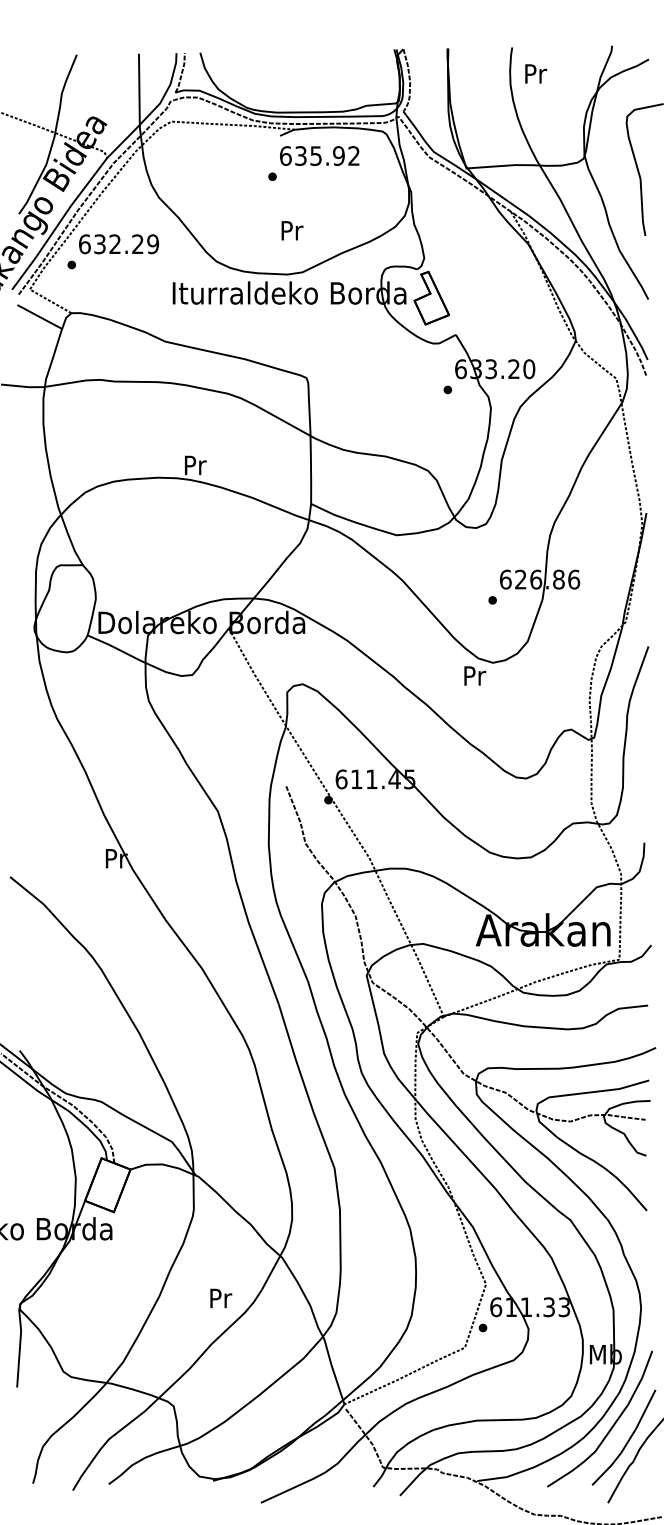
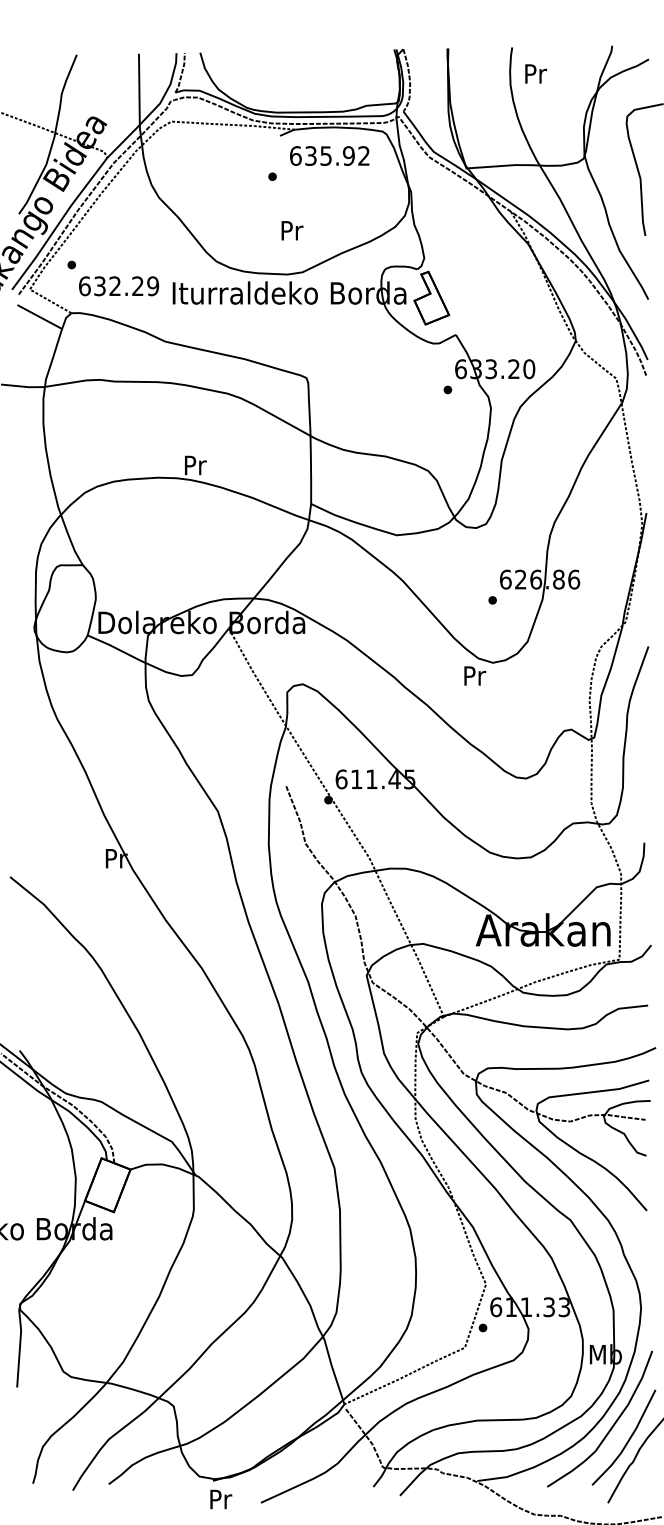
text position: (319, 155) -> (329, 155) (329, 155)
text position: (119, 244) -> (119, 286) (119, 286)
text position: (221, 1298) -> (221, 1499) (221, 1499)
